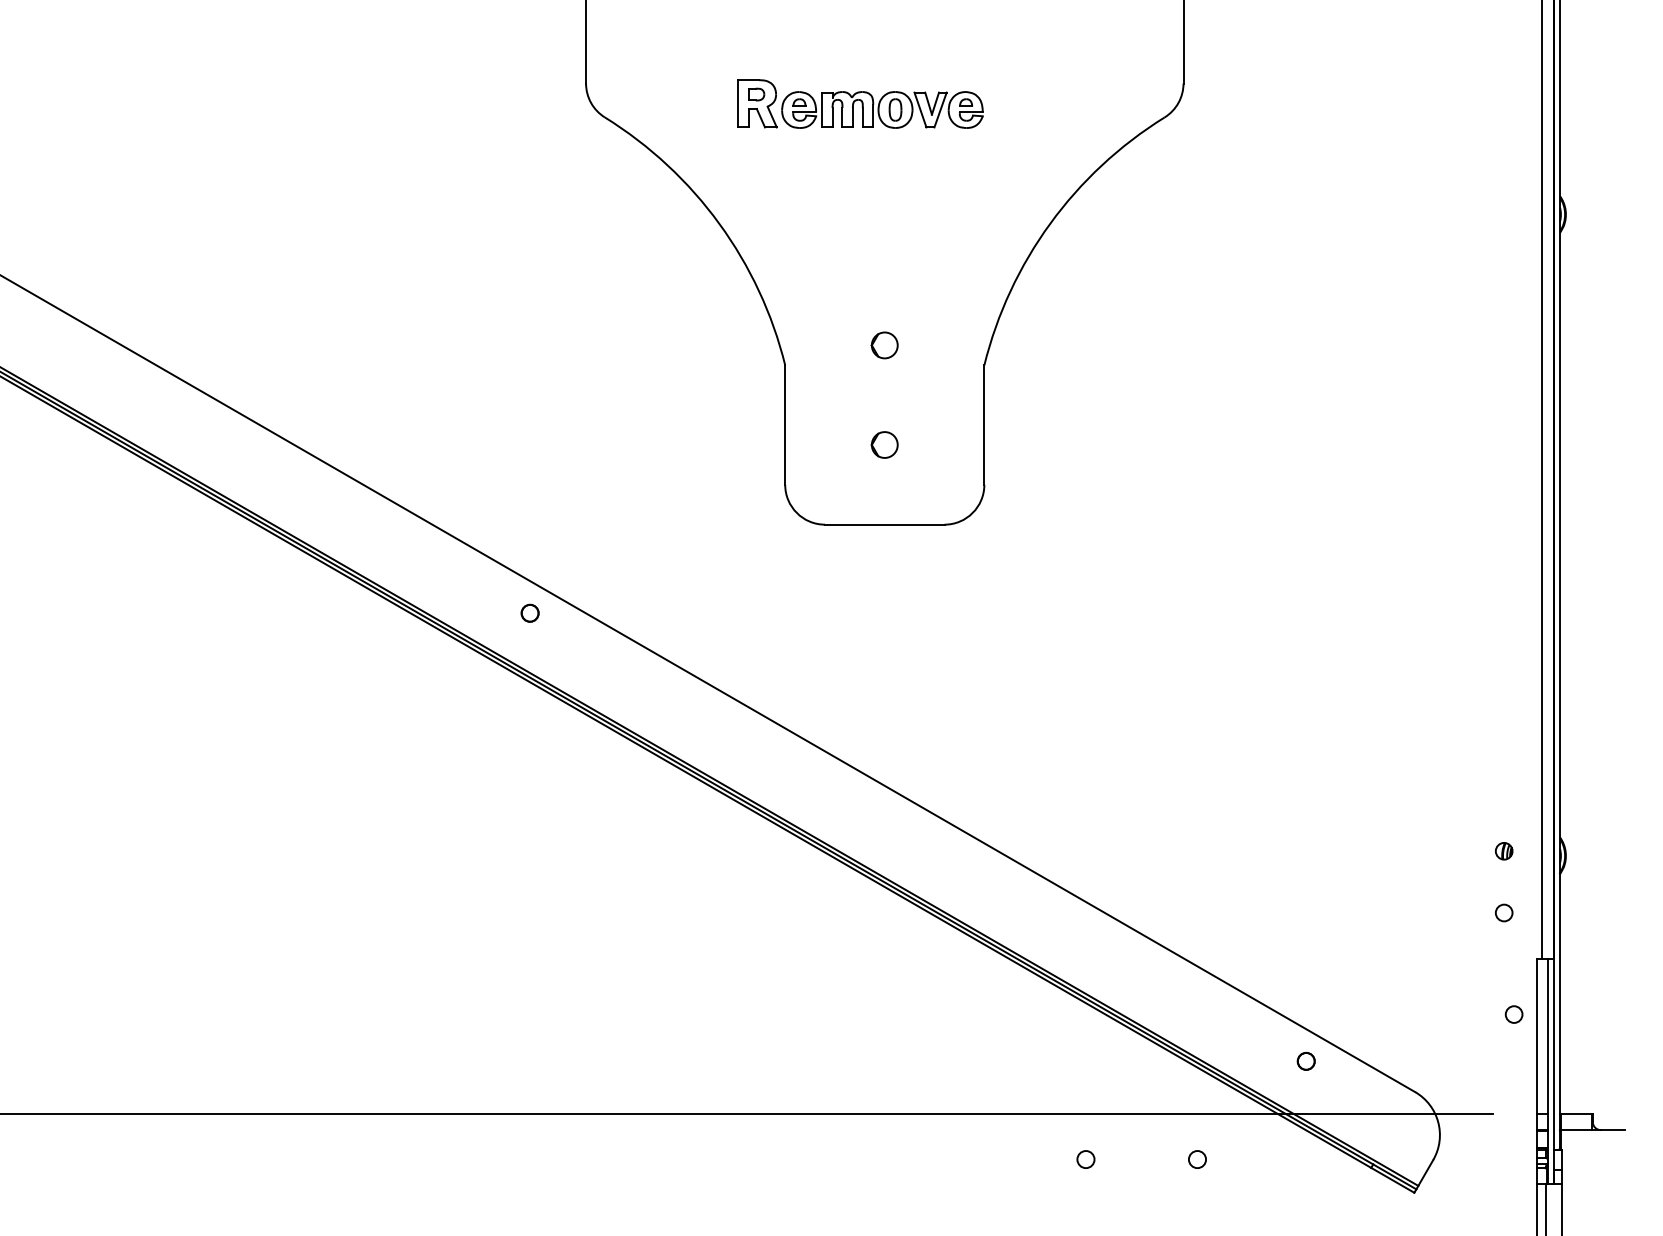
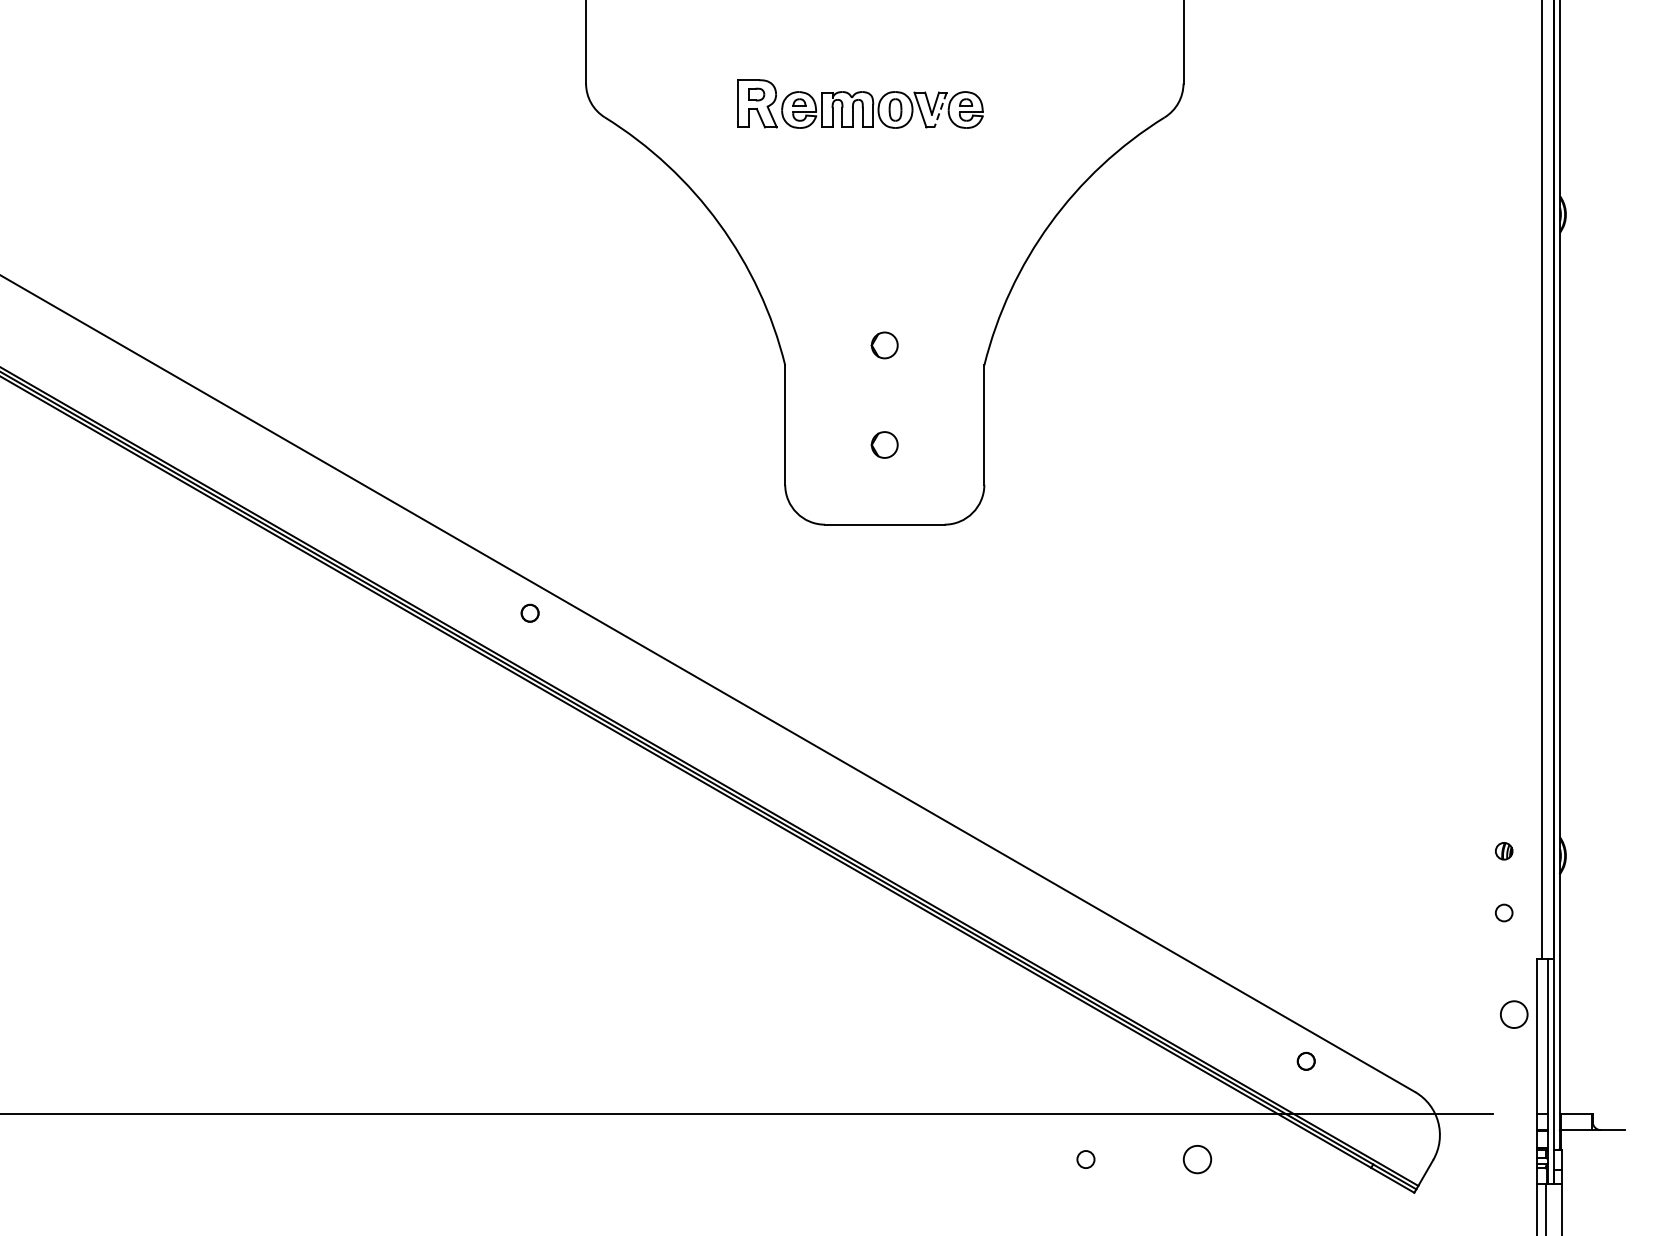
line: solid -> dashed (940, 110)
circle size: 20x19 px -> 29x29 px (1514, 1014)
circle diameter: 17 px -> 27 px (1197, 1159)
